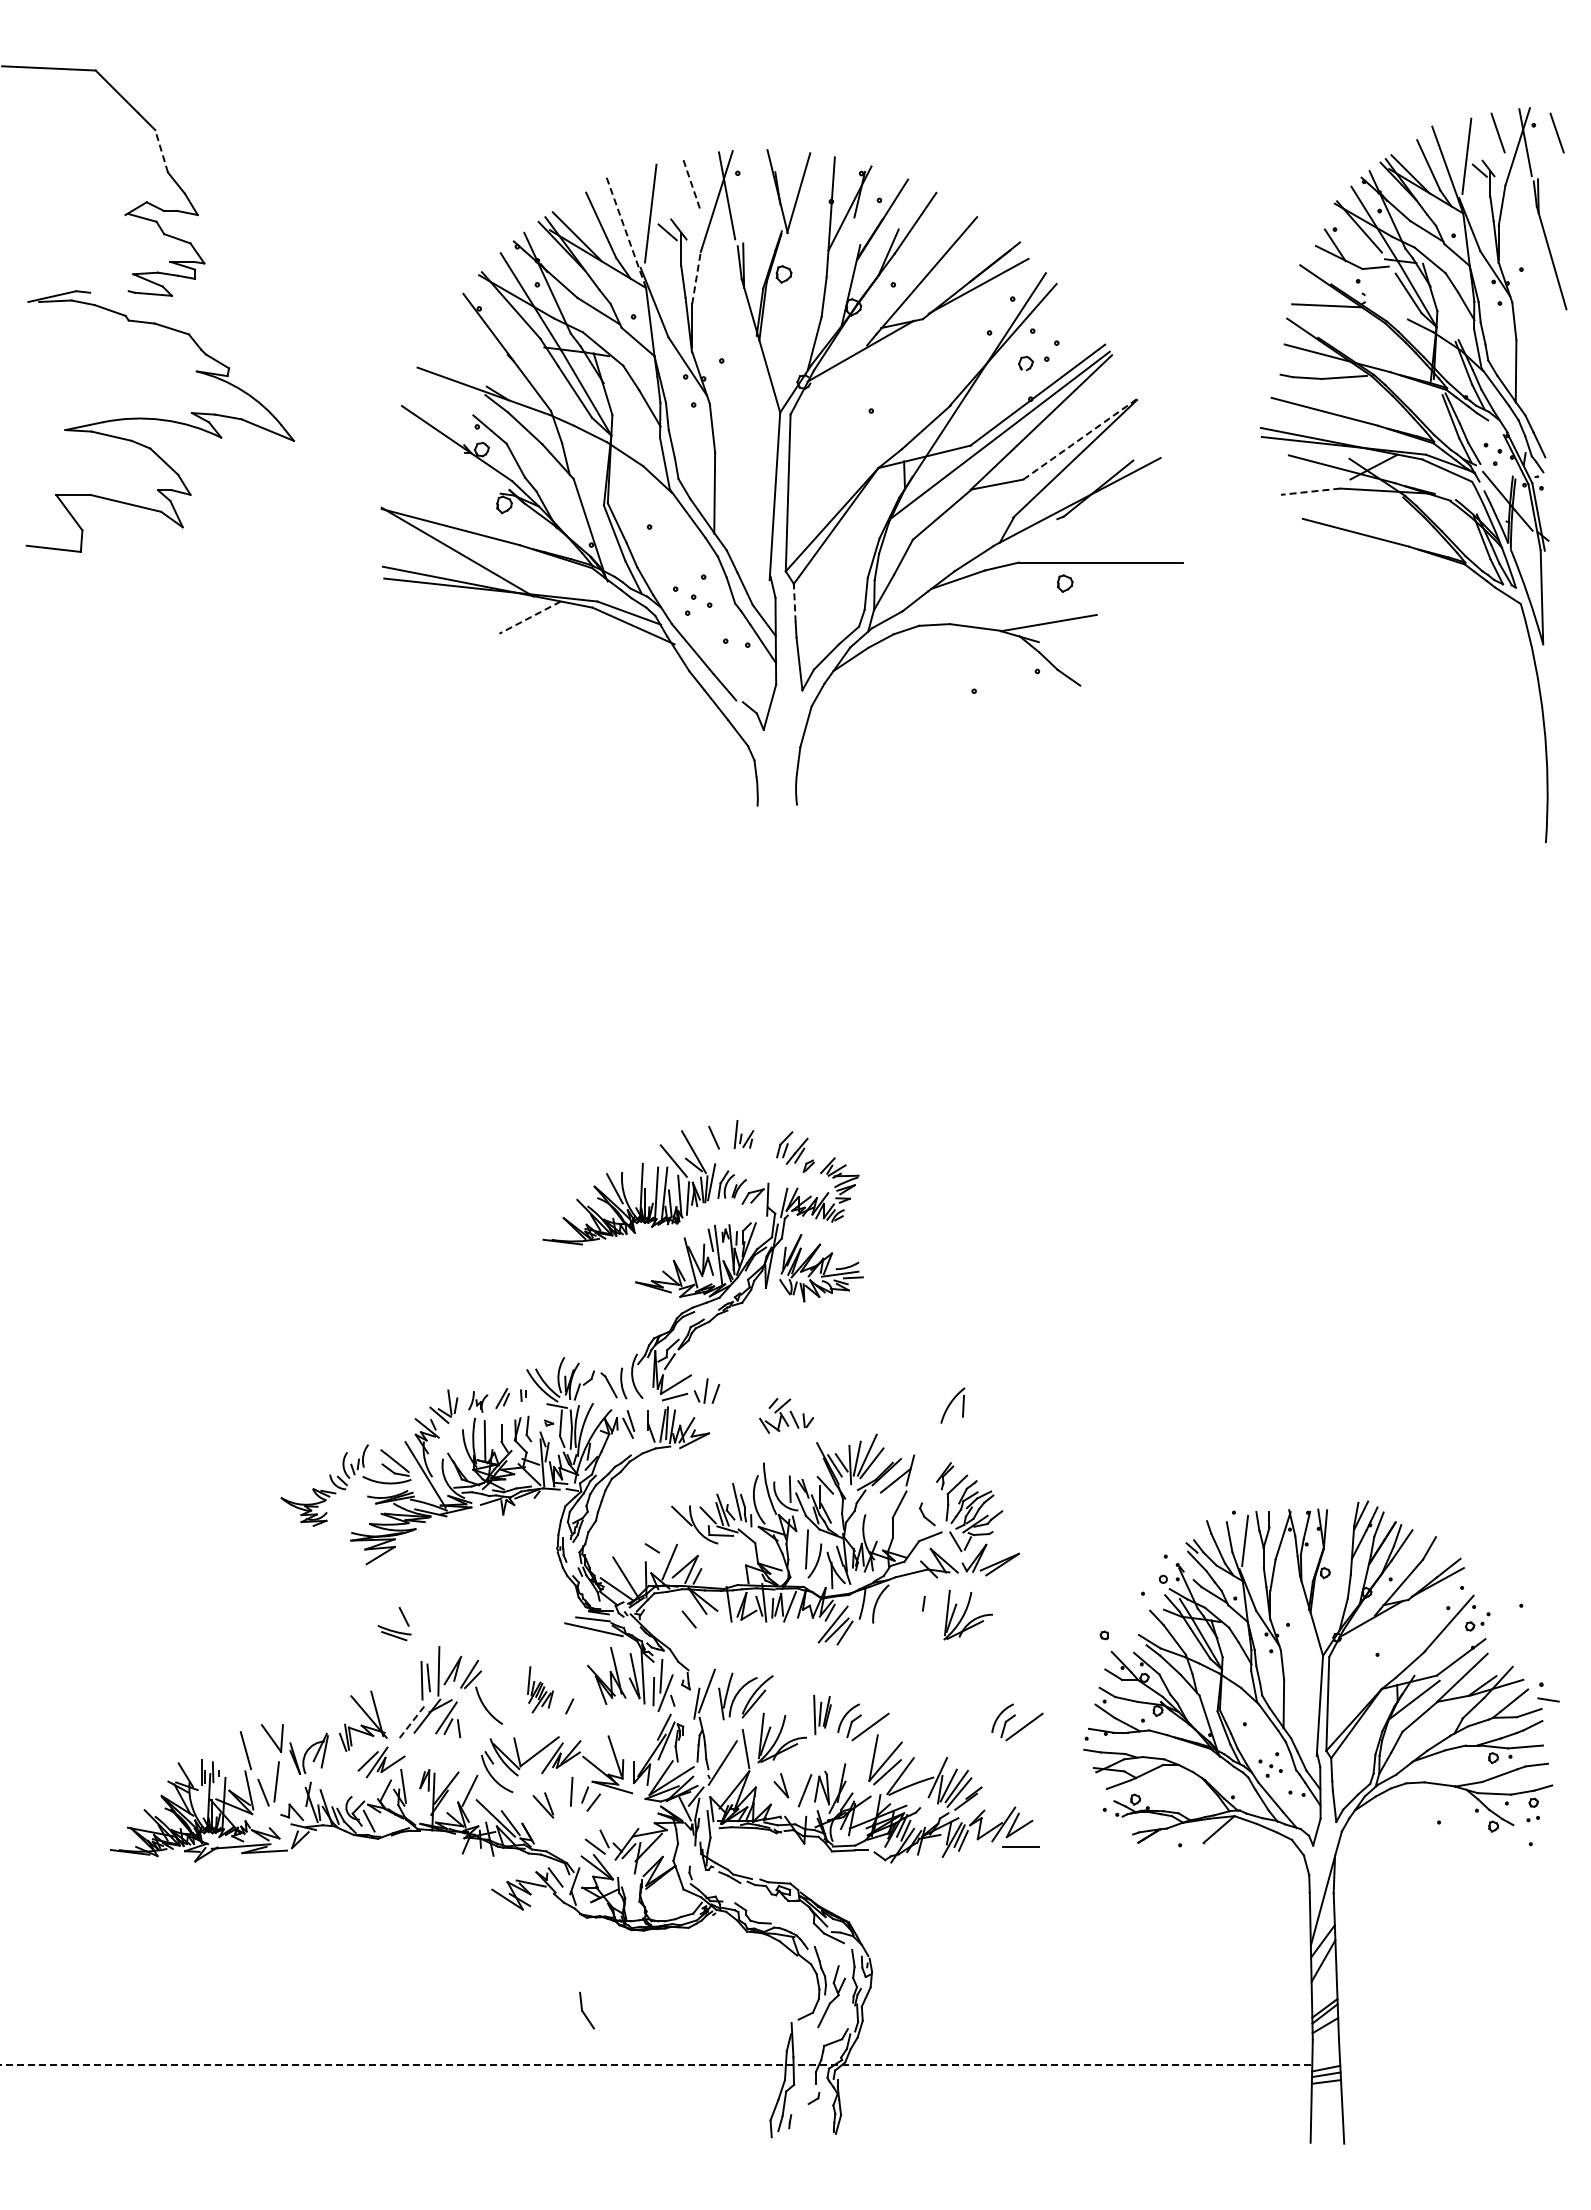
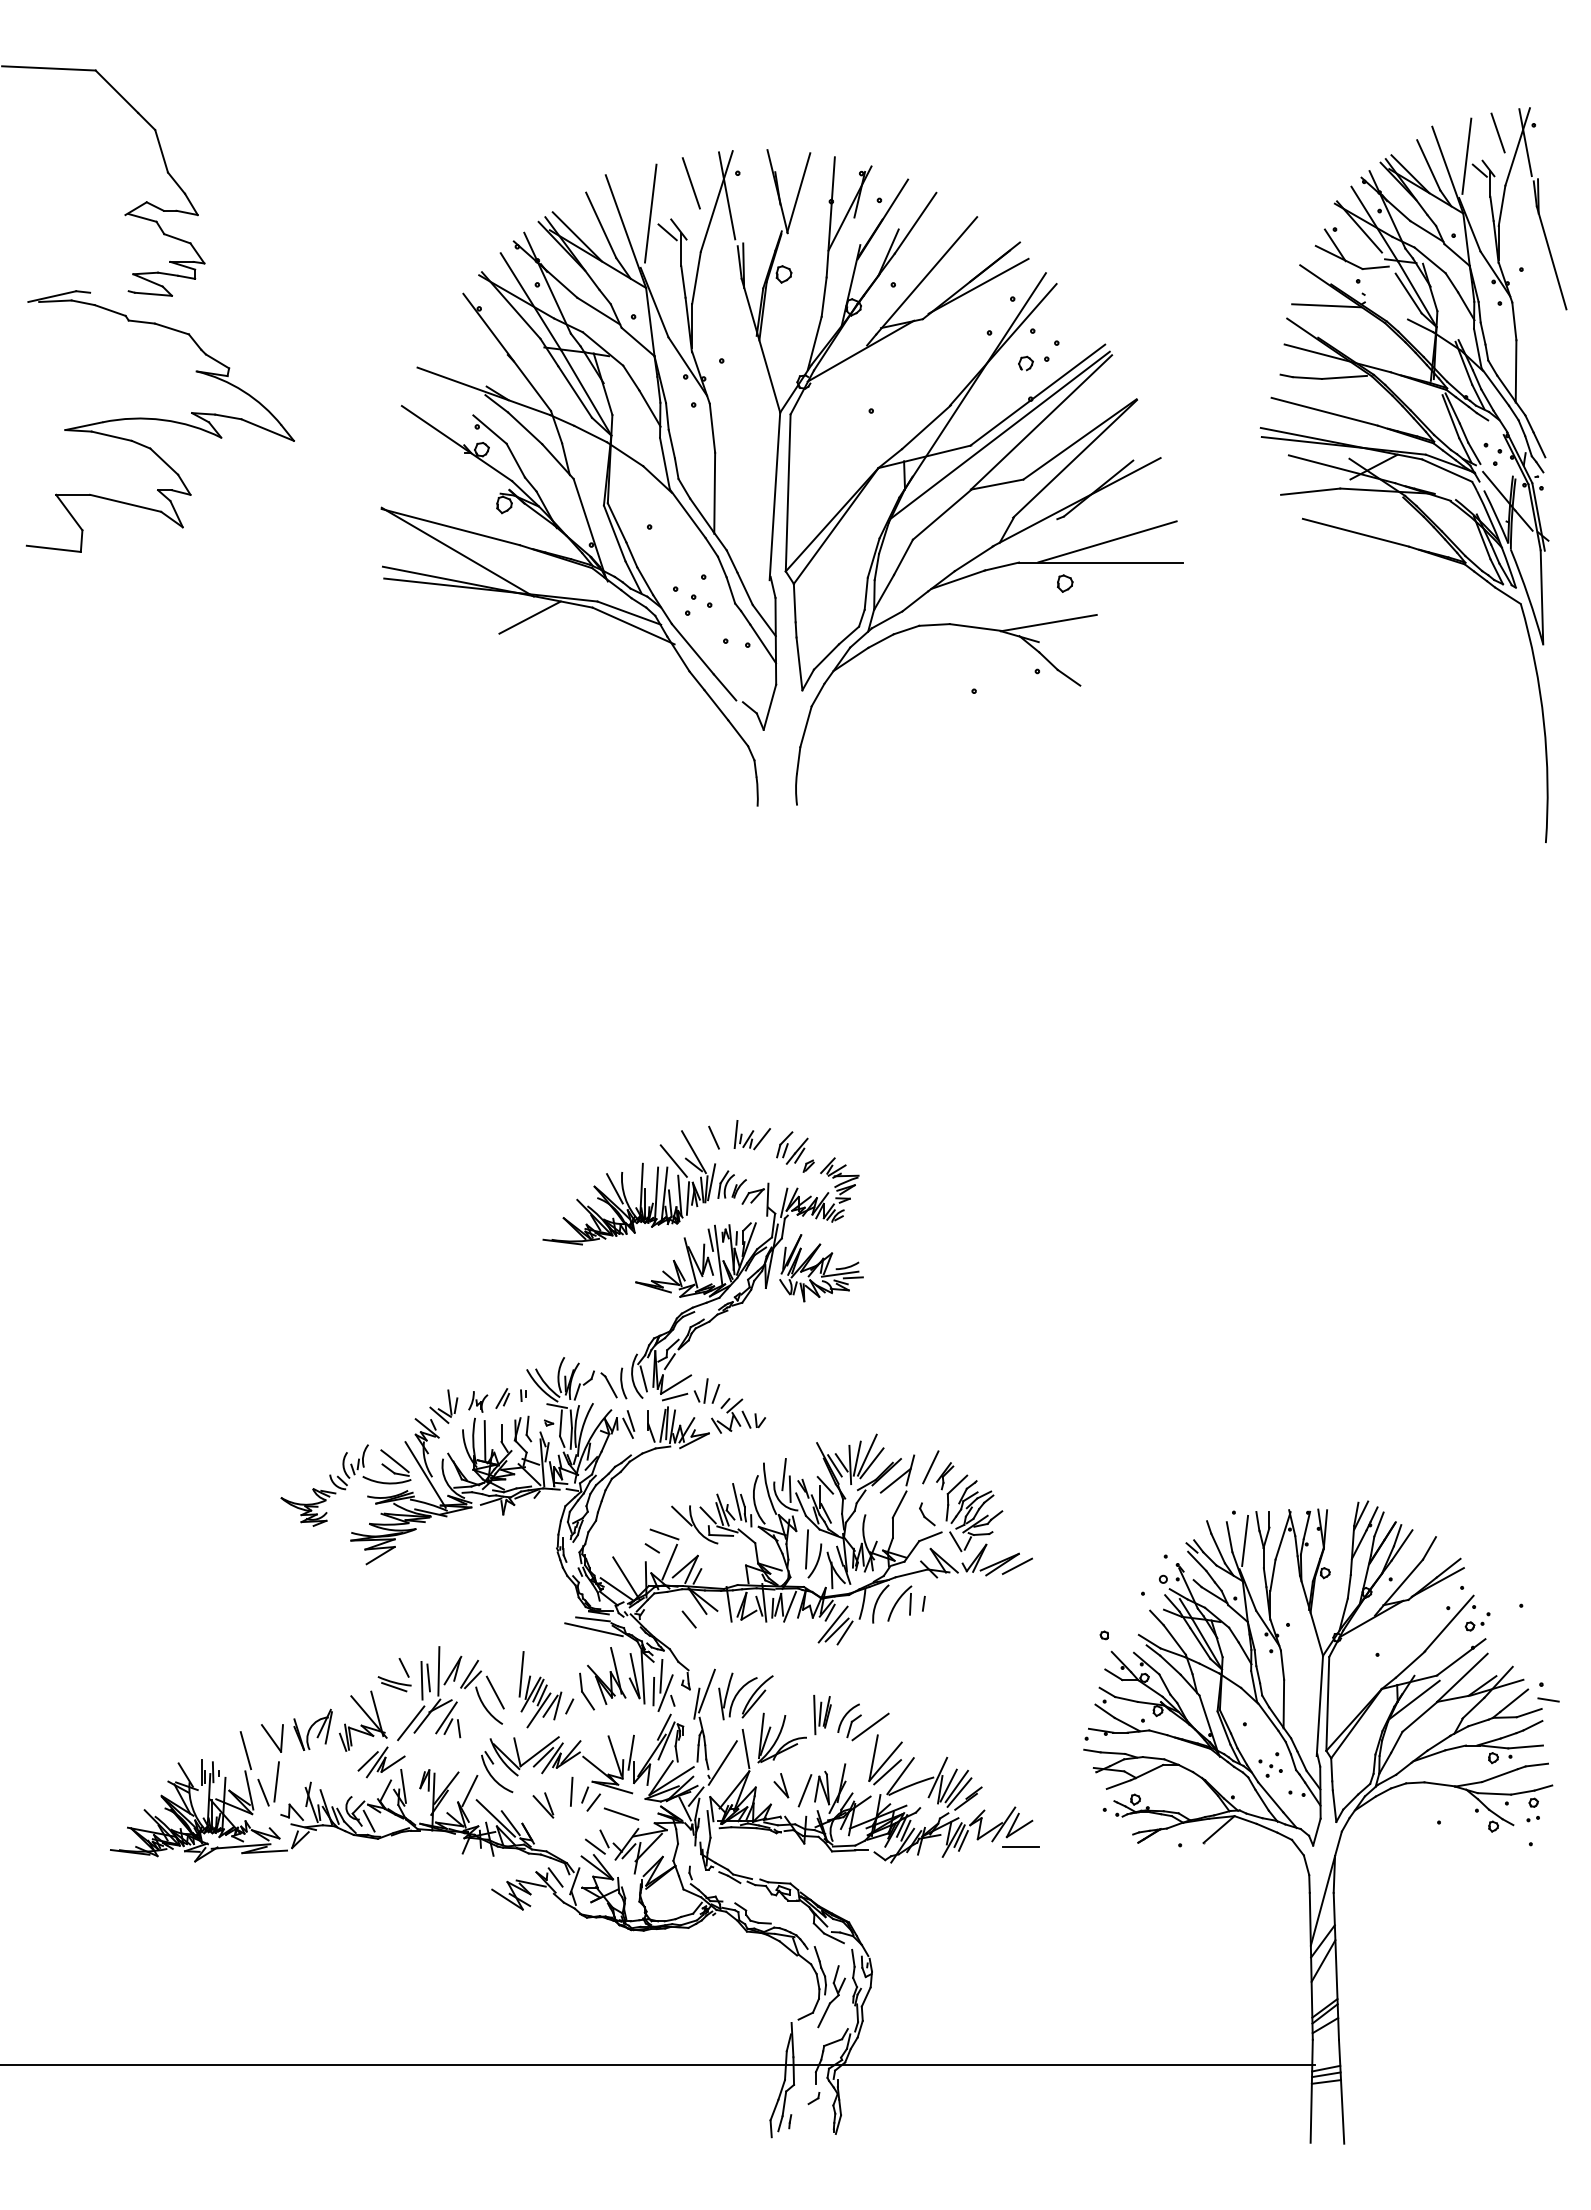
line: present -> none (1556, 132)
line: dashed -> solid (161, 150)
line: dashed -> solid (691, 183)
line: dashed -> solid (625, 231)
line: dashed -> solid (696, 277)
line: dashed -> solid (1080, 439)
line: dashed -> solid (1310, 491)
line: none -> present (1107, 541)
line: dashed -> solid (794, 602)
line: dashed -> solid (530, 617)
line: none -> present (762, 1139)
line: none -> present (643, 1378)
part position: (952, 1405) -> (899, 1603) (899, 1603)
part position: (786, 1415) -> (738, 1415) (738, 1415)
line: none -> present (930, 1467)
line: none -> present (783, 1474)
line: none -> present (664, 1534)
line: none -> present (1017, 1566)
part: present -> none (967, 1614)
part position: (394, 1624) -> (394, 1675) (394, 1675)
part size: 27x48 px -> 45x78 px (540, 1689)
line: none -> present (494, 1692)
part: present -> none (1015, 1716)
line: dashed -> solid (410, 1723)
line: none -> present (630, 1752)
part position: (308, 1753) -> (312, 1729) (312, 1729)
line: none -> present (543, 1757)
line: none -> present (621, 1813)
part position: (586, 2010) -> (586, 1691) (586, 1691)
line: dashed -> solid (657, 2065)
